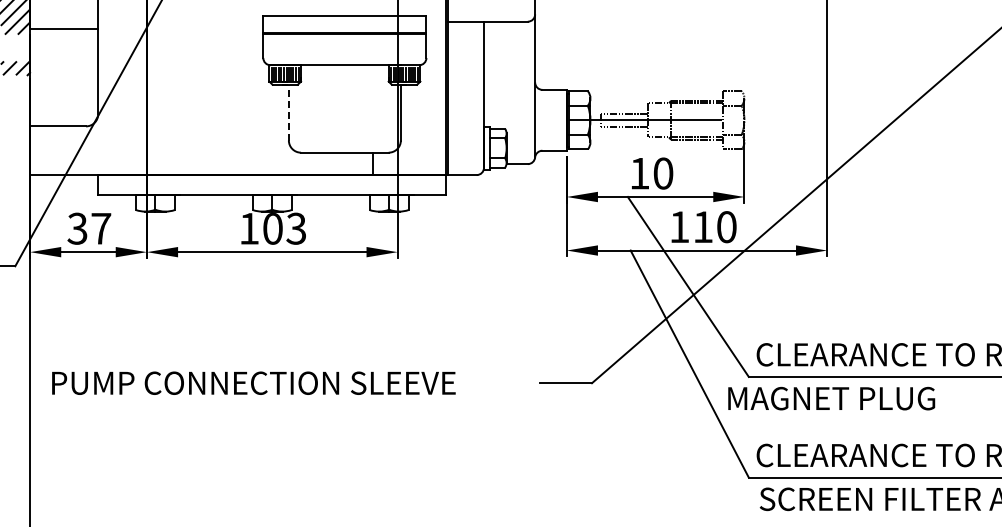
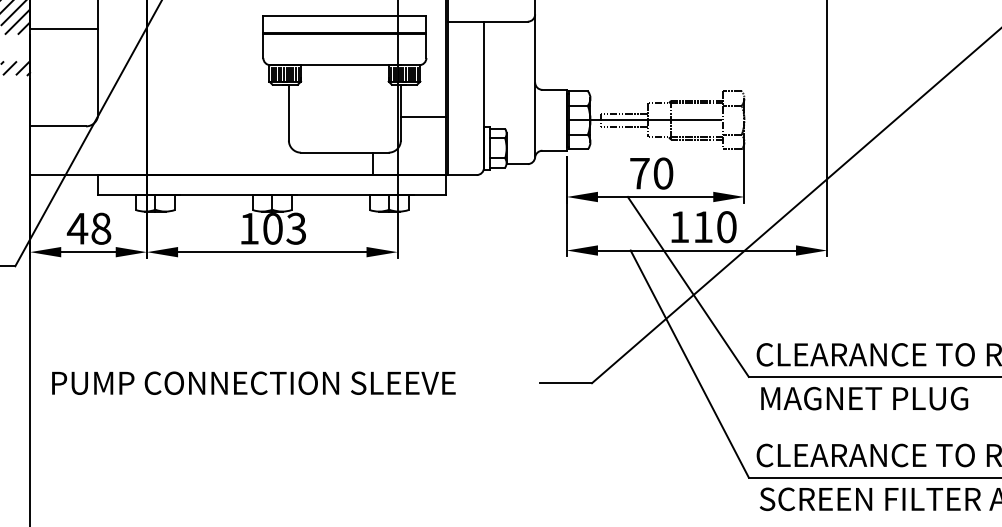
line: dashed -> solid (288, 112)
line: none -> present (423, 116)
text: 10 -> 70 (639, 173)
text: 37 -> 48 (88, 228)
text position: (831, 398) -> (864, 398) (864, 398)
